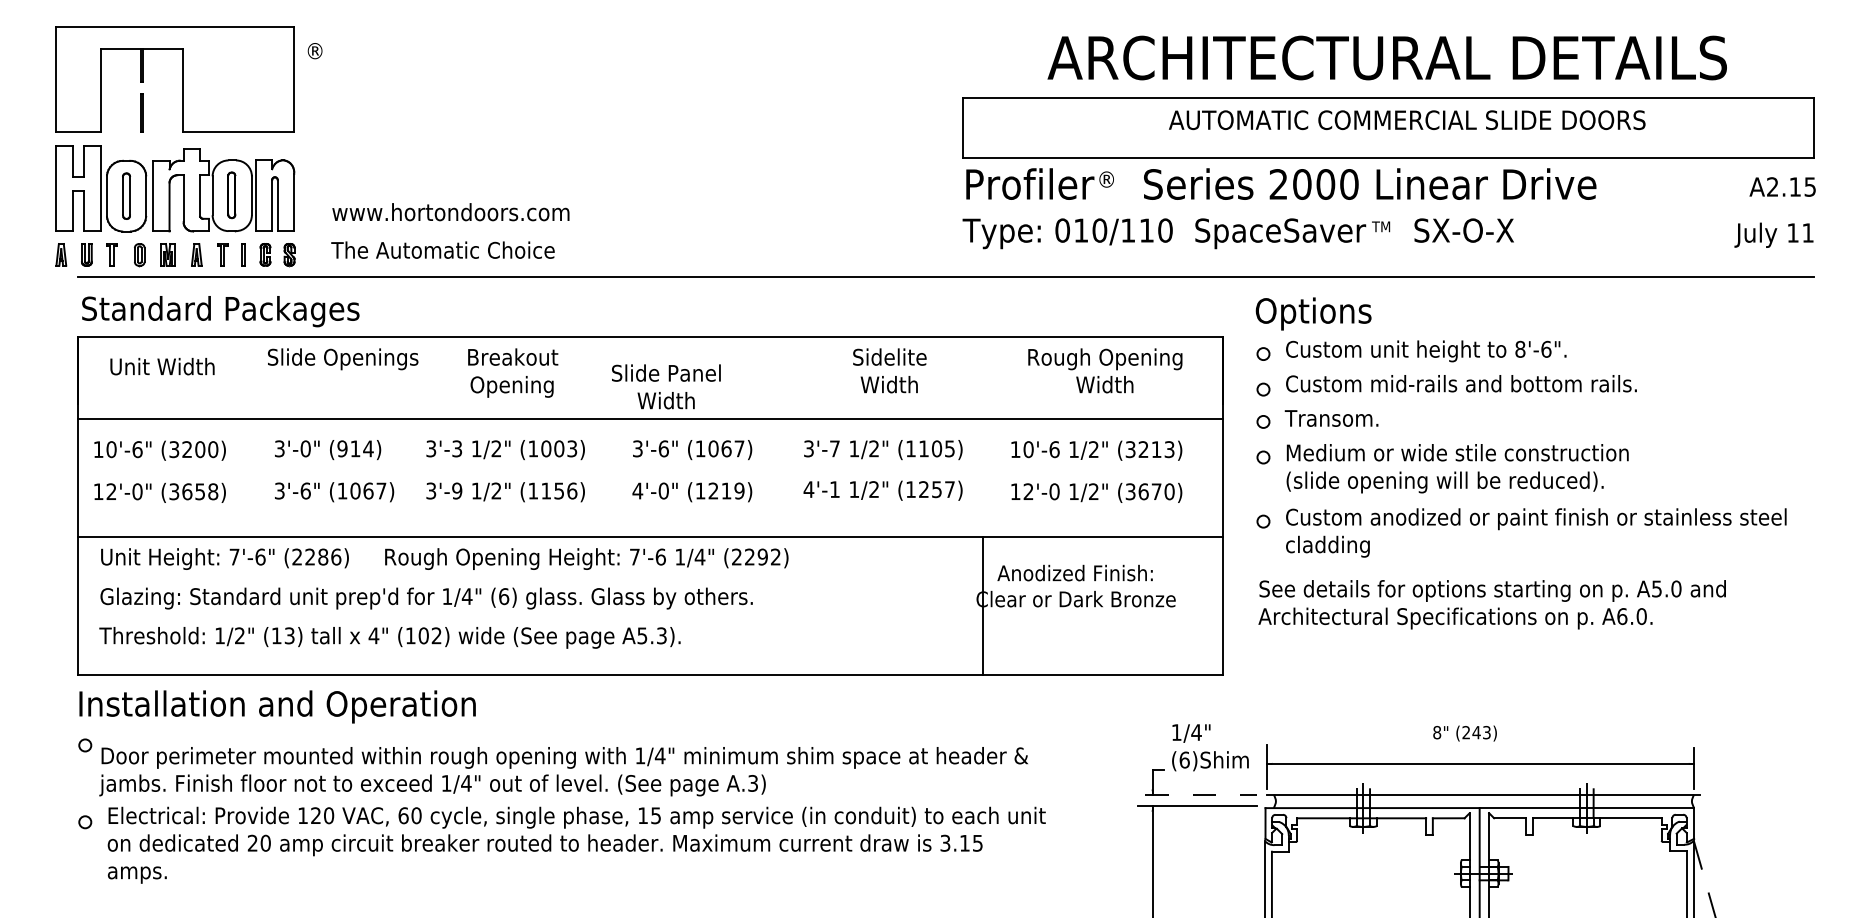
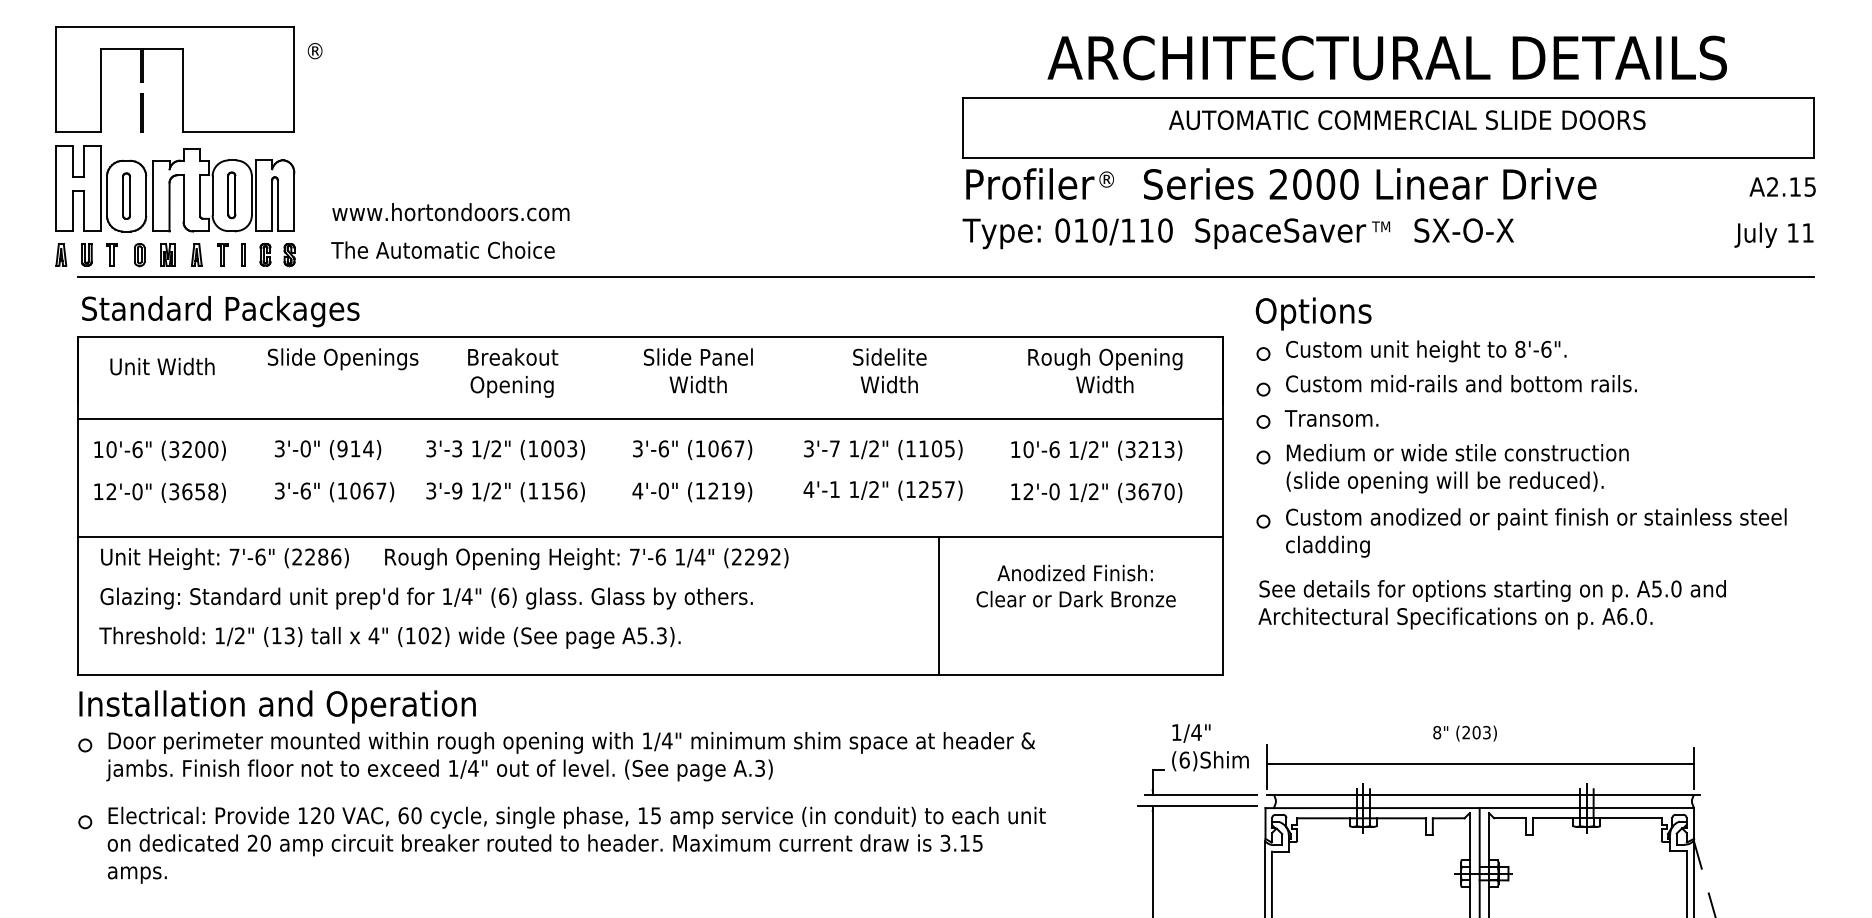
text position: (666, 386) -> (698, 370) (698, 370)
line position: (982, 605) -> (938, 605) (938, 605)
text: (243) -> (203) (1476, 732)
text position: (563, 771) -> (570, 756) (570, 756)
line: dashed -> solid (1200, 794)
